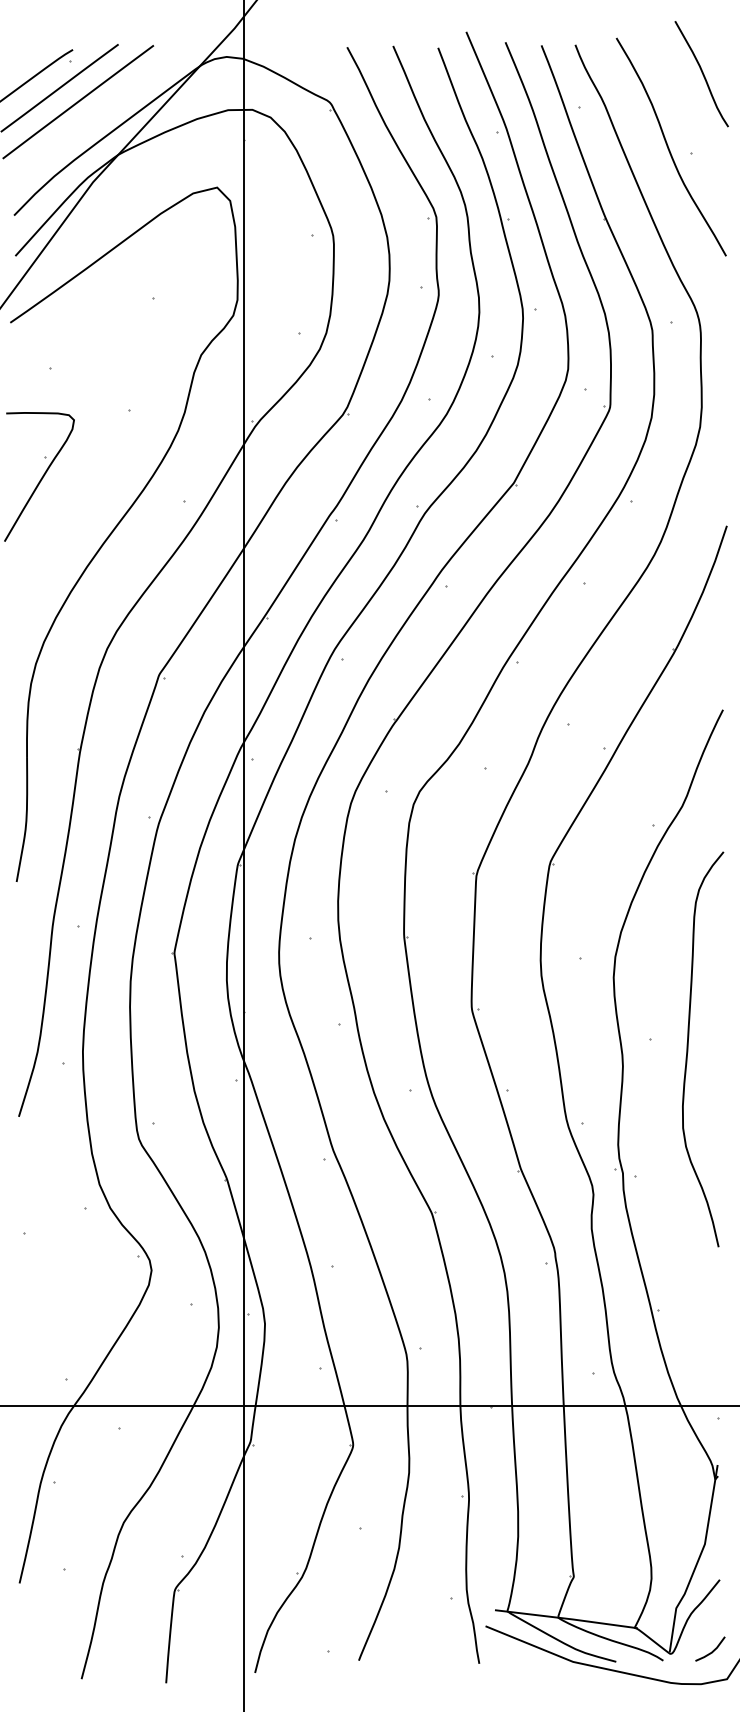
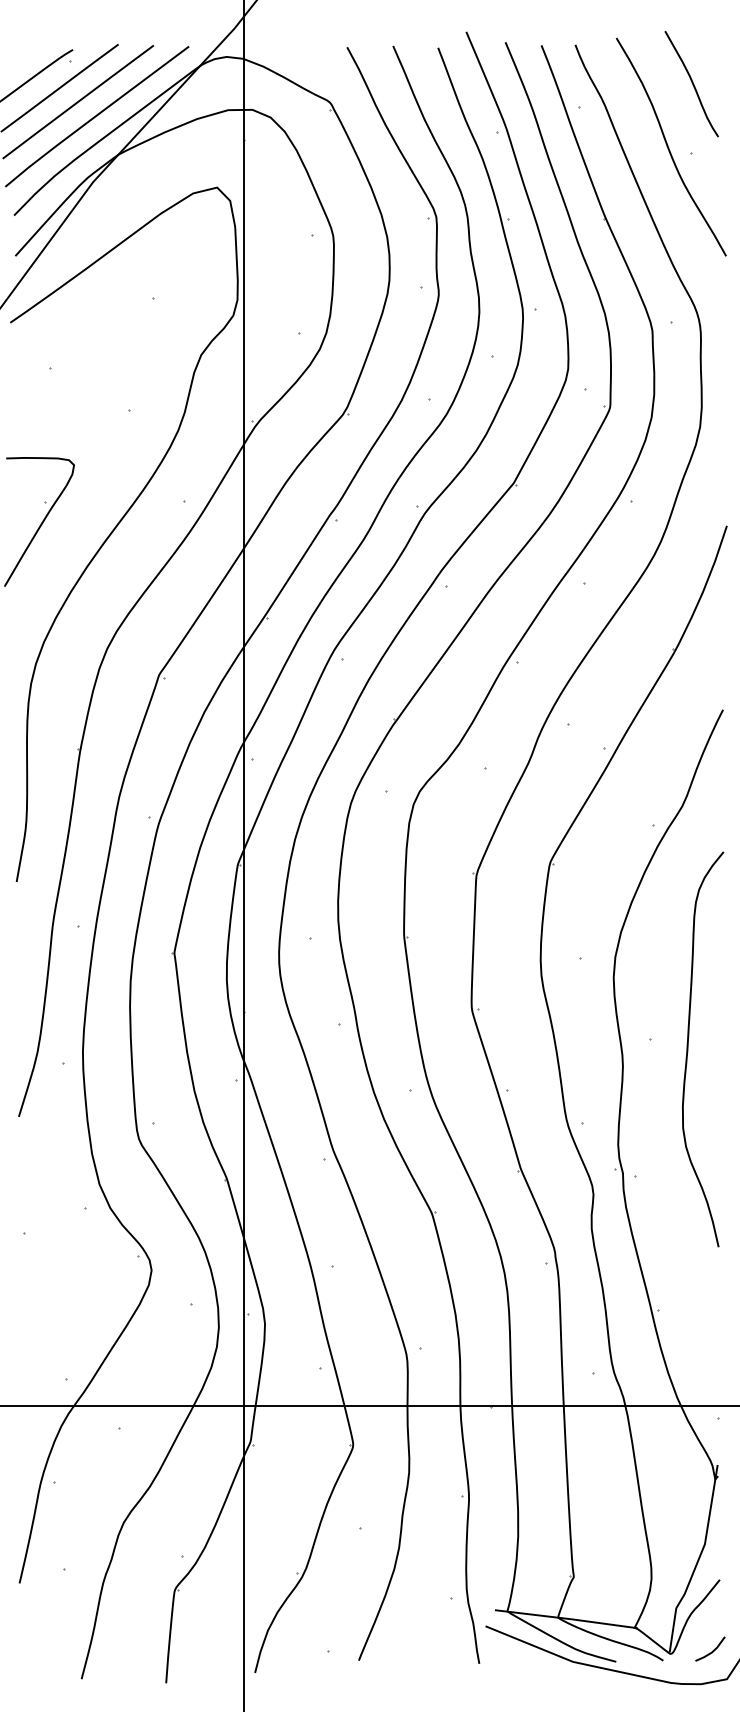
curve position: (702, 74) -> (692, 84) (692, 84)
curve: none -> present (97, 116)
part position: (39, 476) -> (39, 521) (39, 521)
